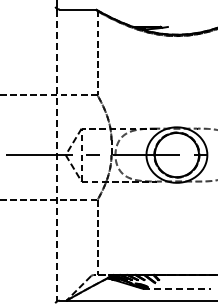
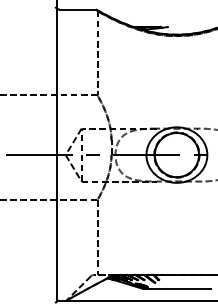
line: dashed -> solid (56, 155)
line: dashed -> solid (176, 288)
